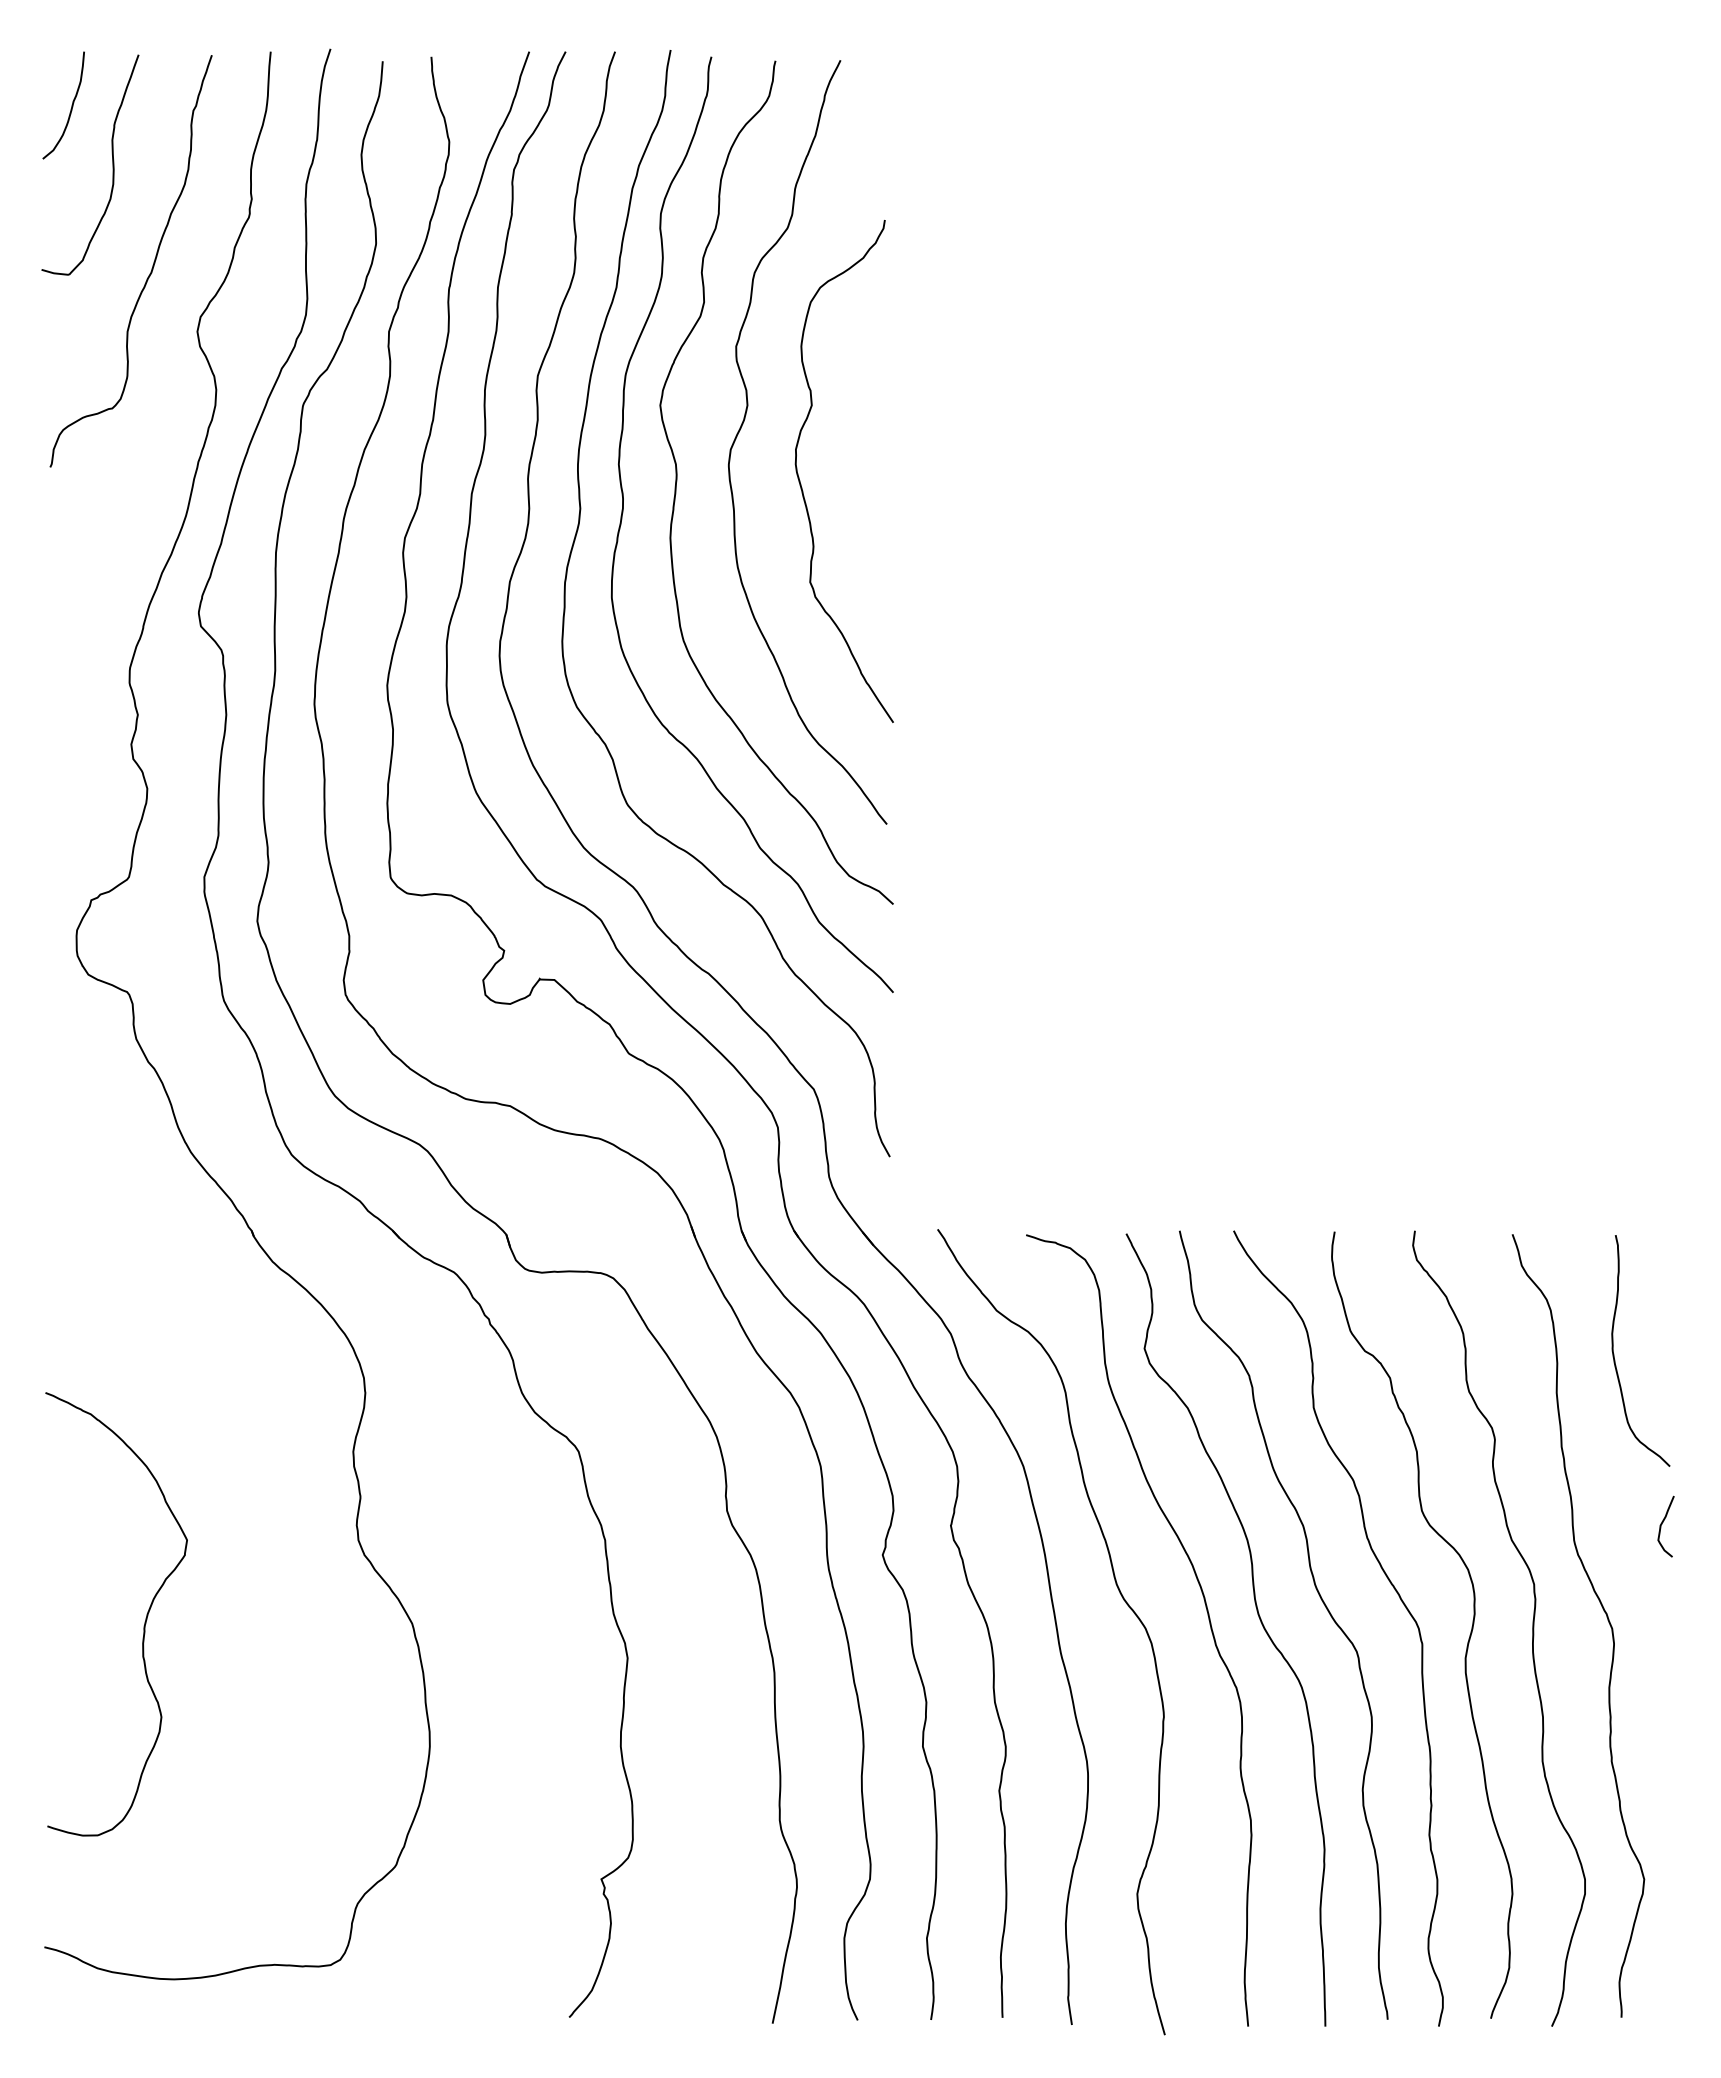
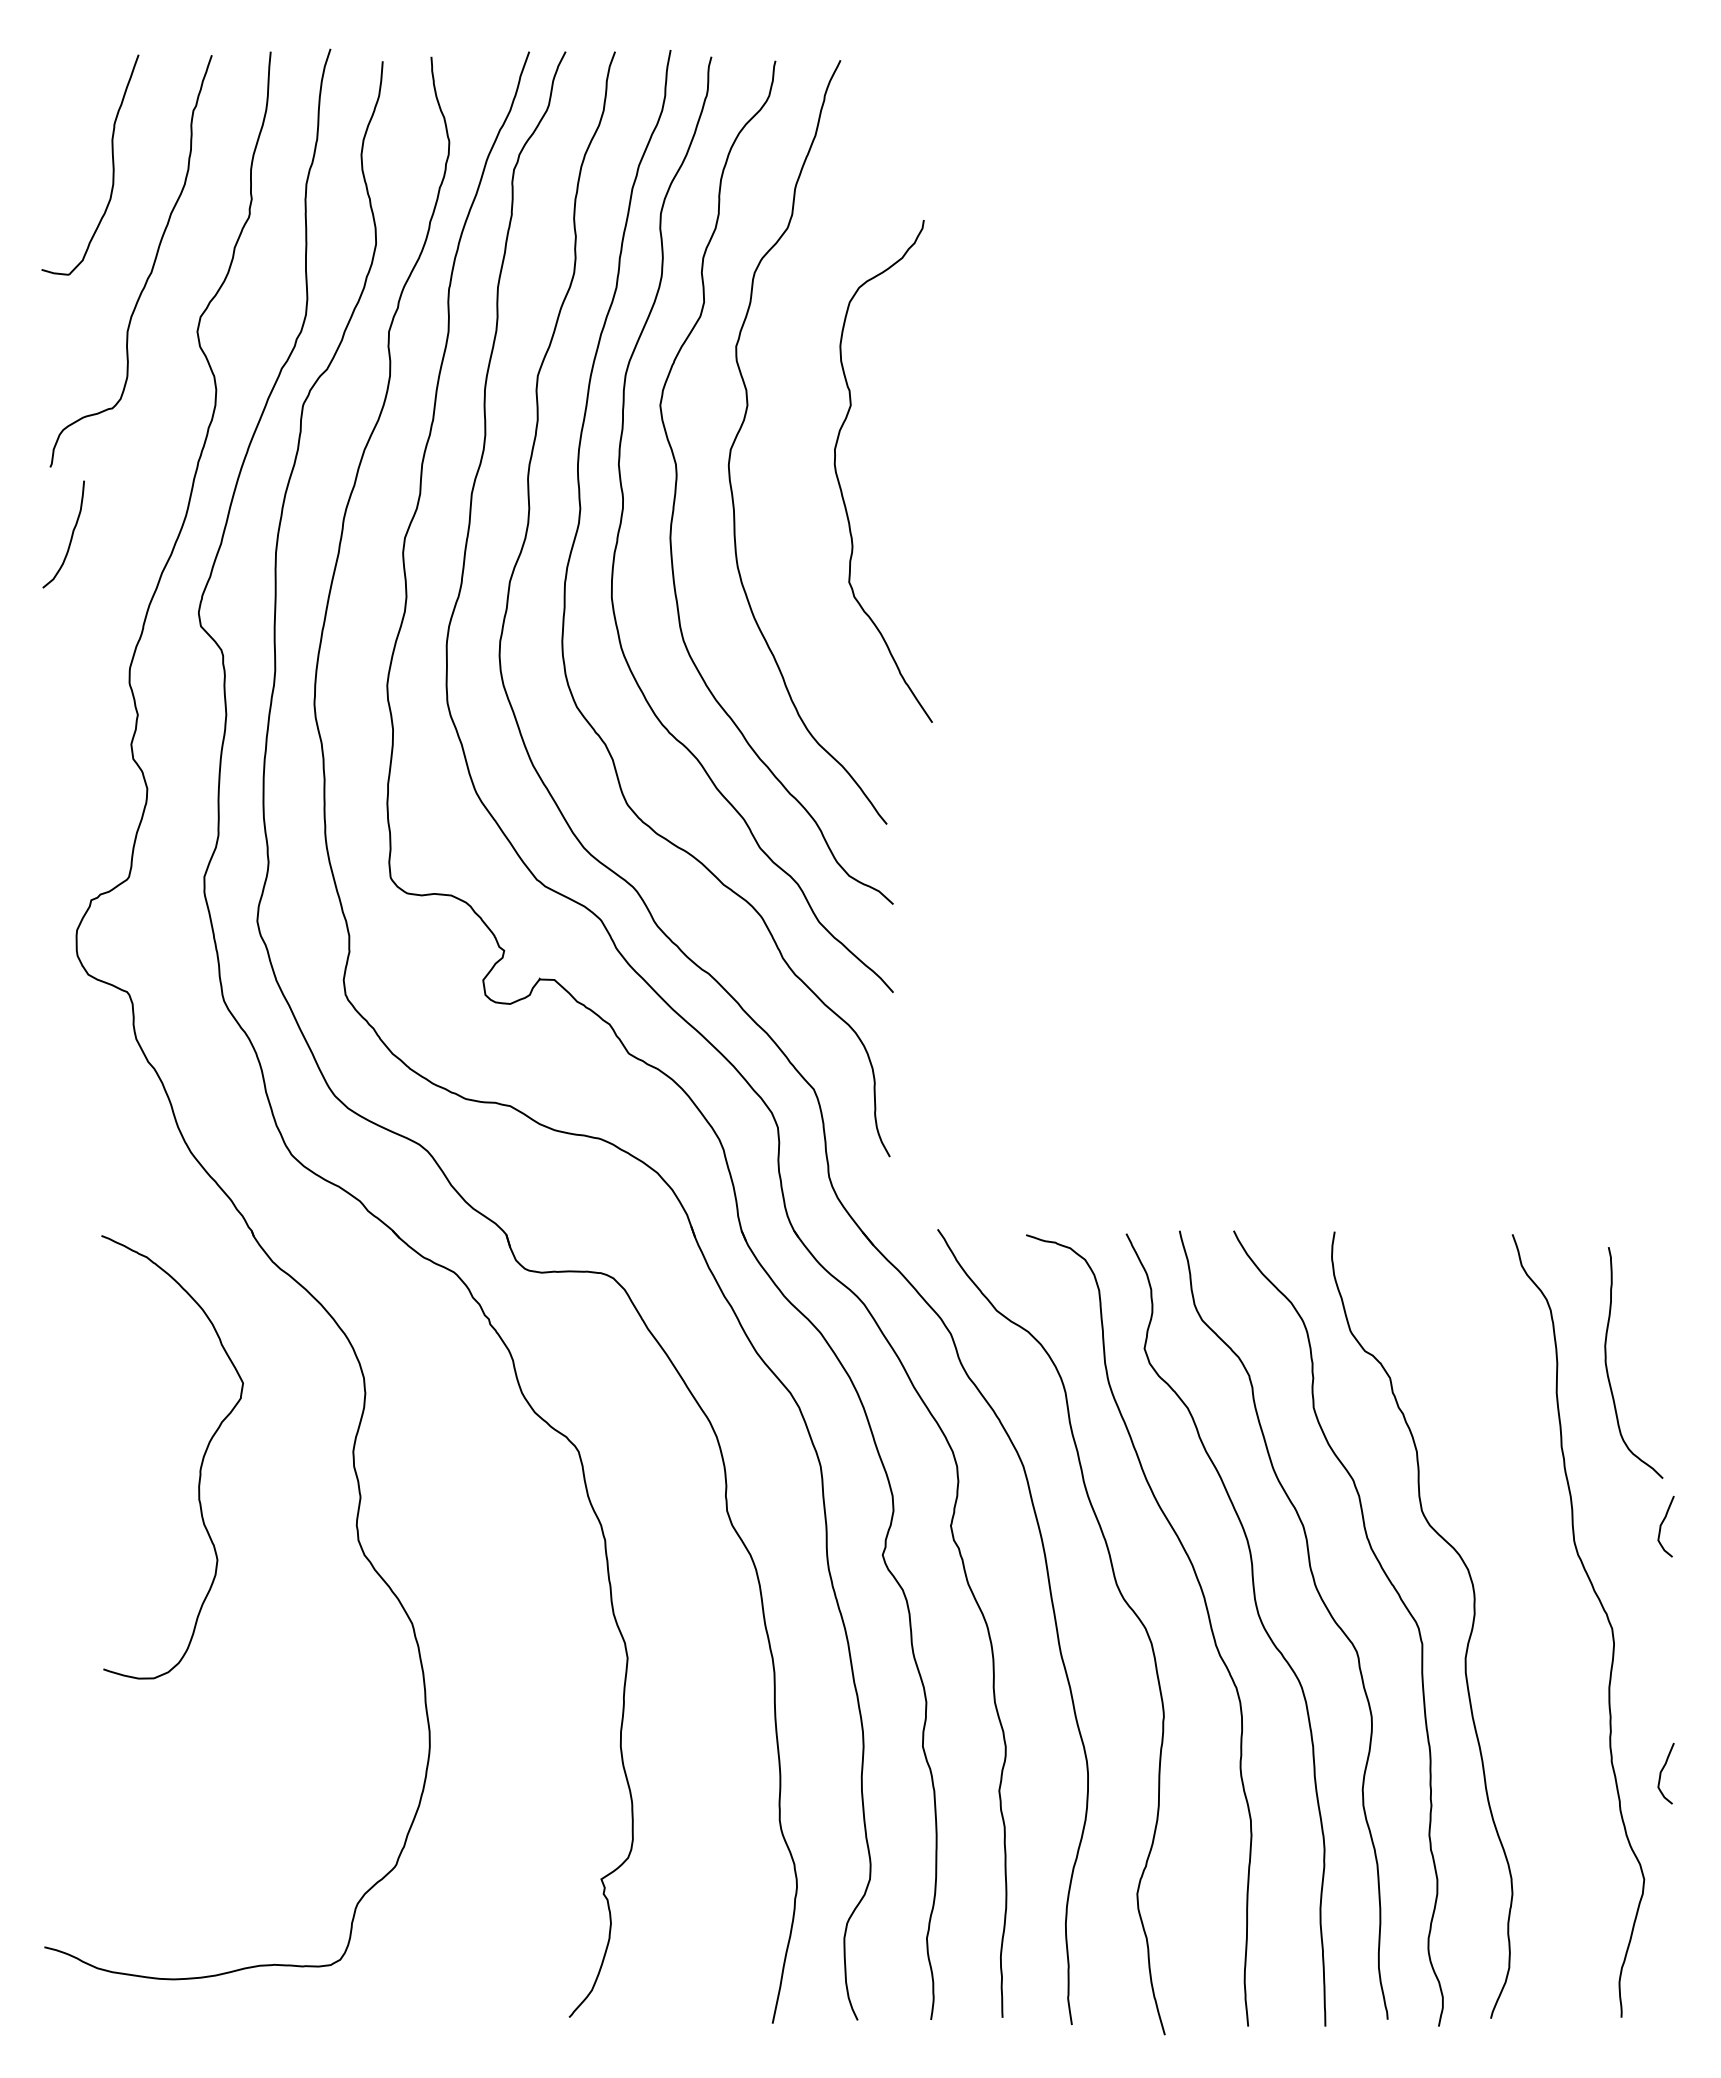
curve position: (71, 105) -> (71, 534) (71, 534)
curve position: (800, 480) -> (839, 480) (839, 480)
curve position: (1614, 1354) -> (1607, 1366) (1607, 1366)
curve position: (144, 1622) -> (200, 1465) (200, 1465)
curve: present -> none (1532, 1628)
curve: none -> present (1662, 1771)
